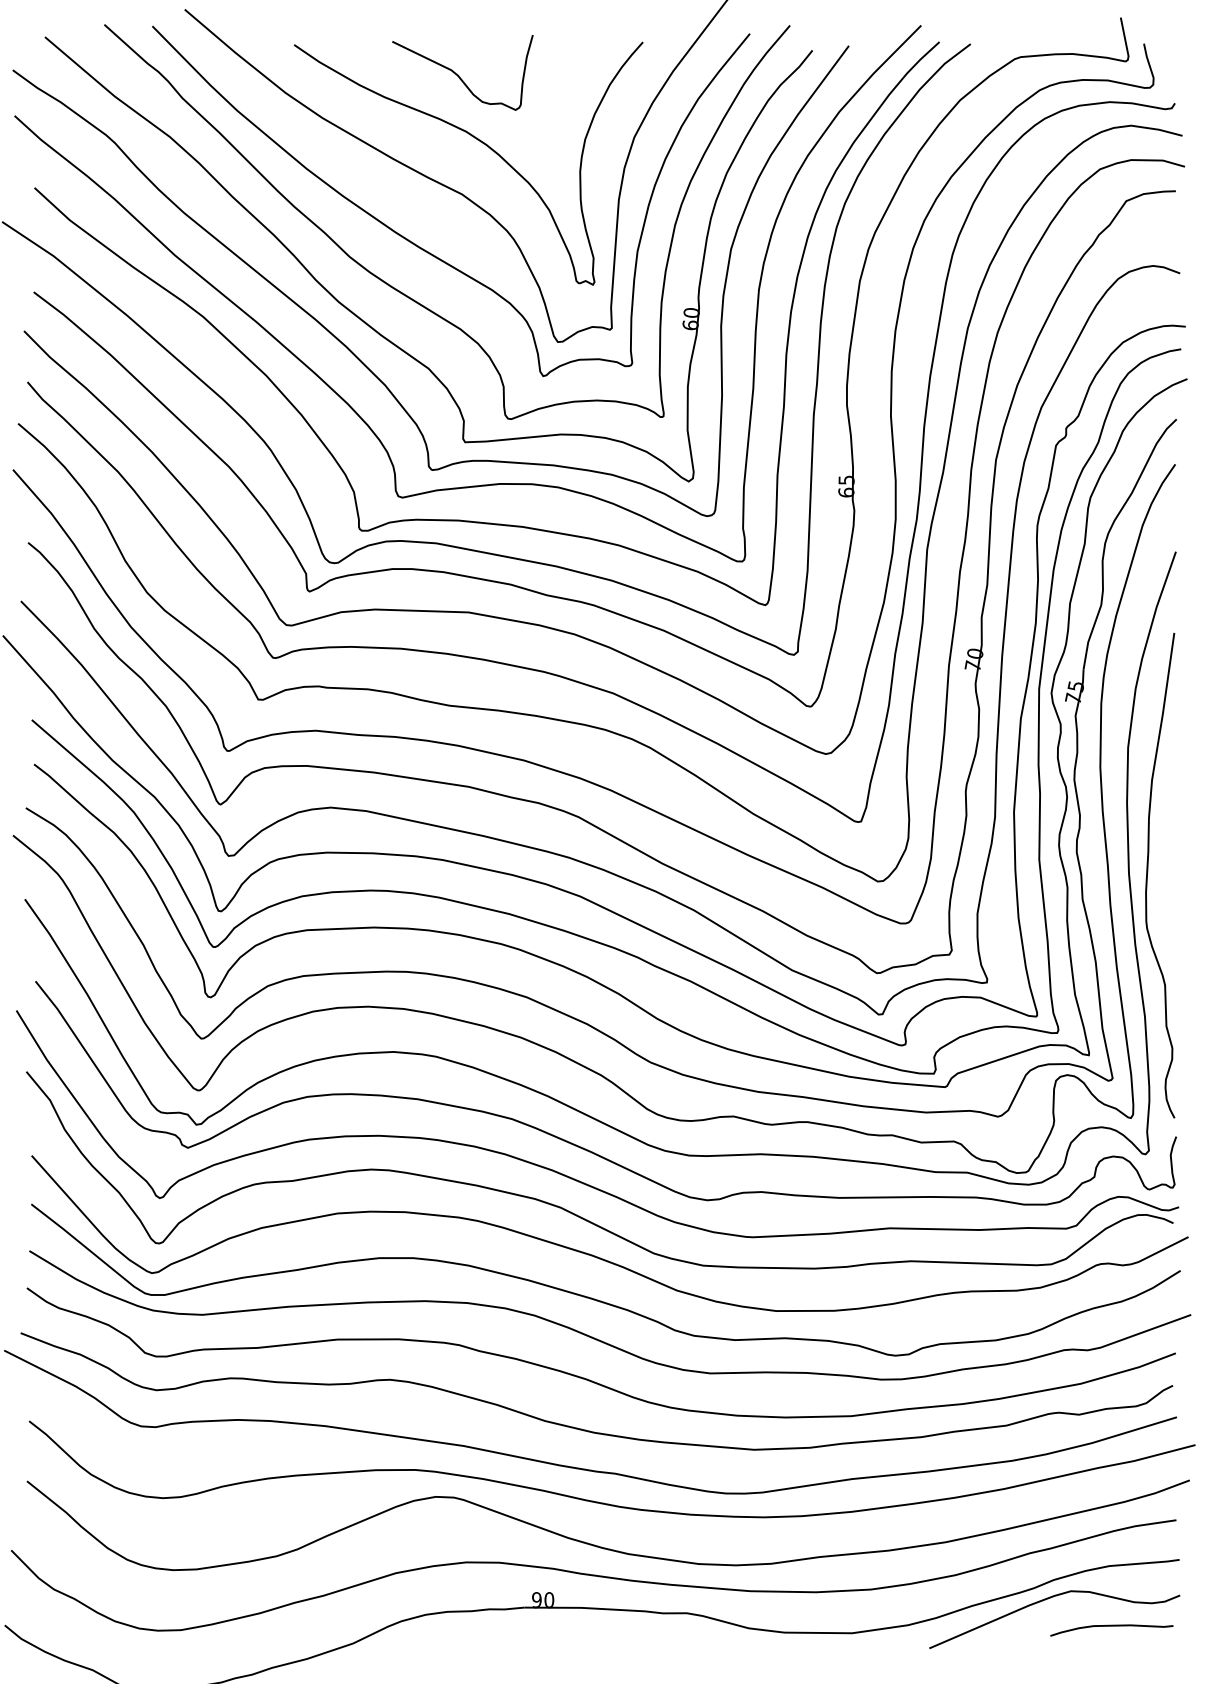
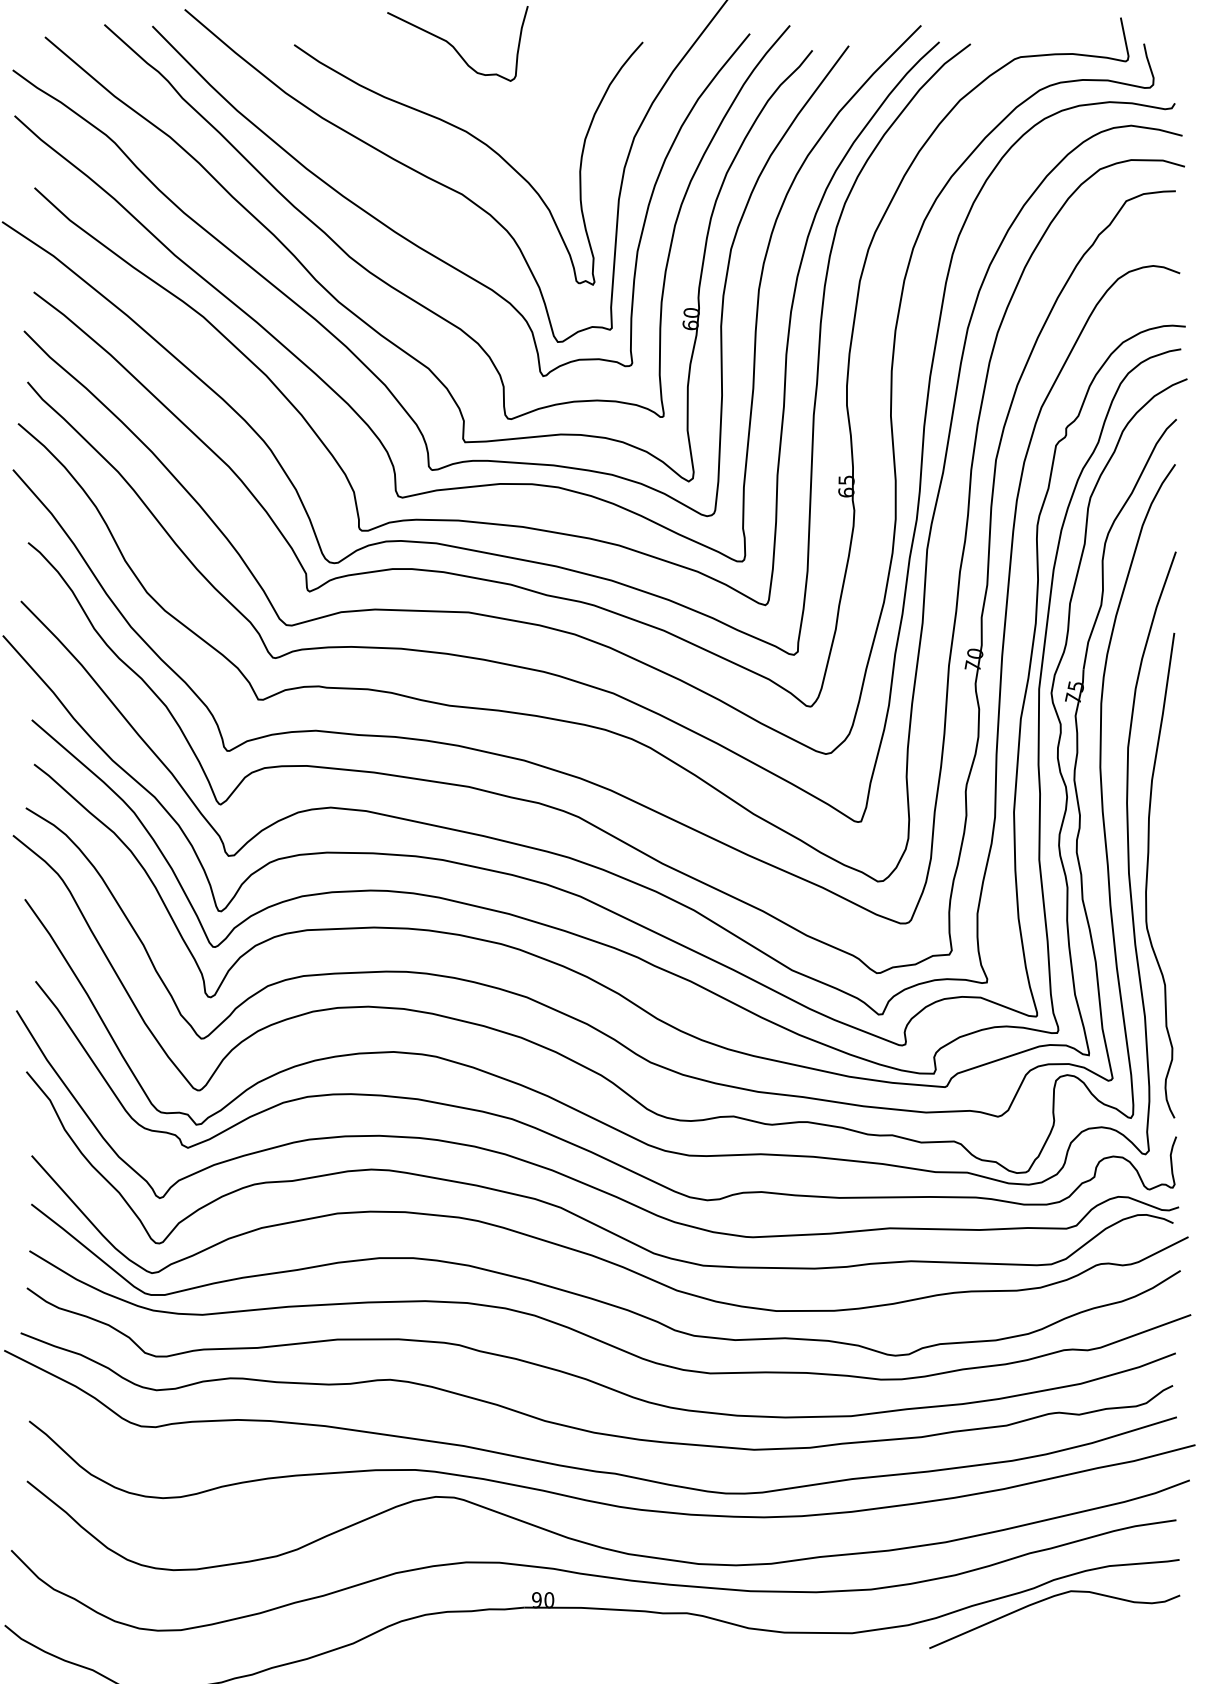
curve position: (459, 75) -> (454, 46) (454, 46)
curve: present -> none (1111, 1626)
